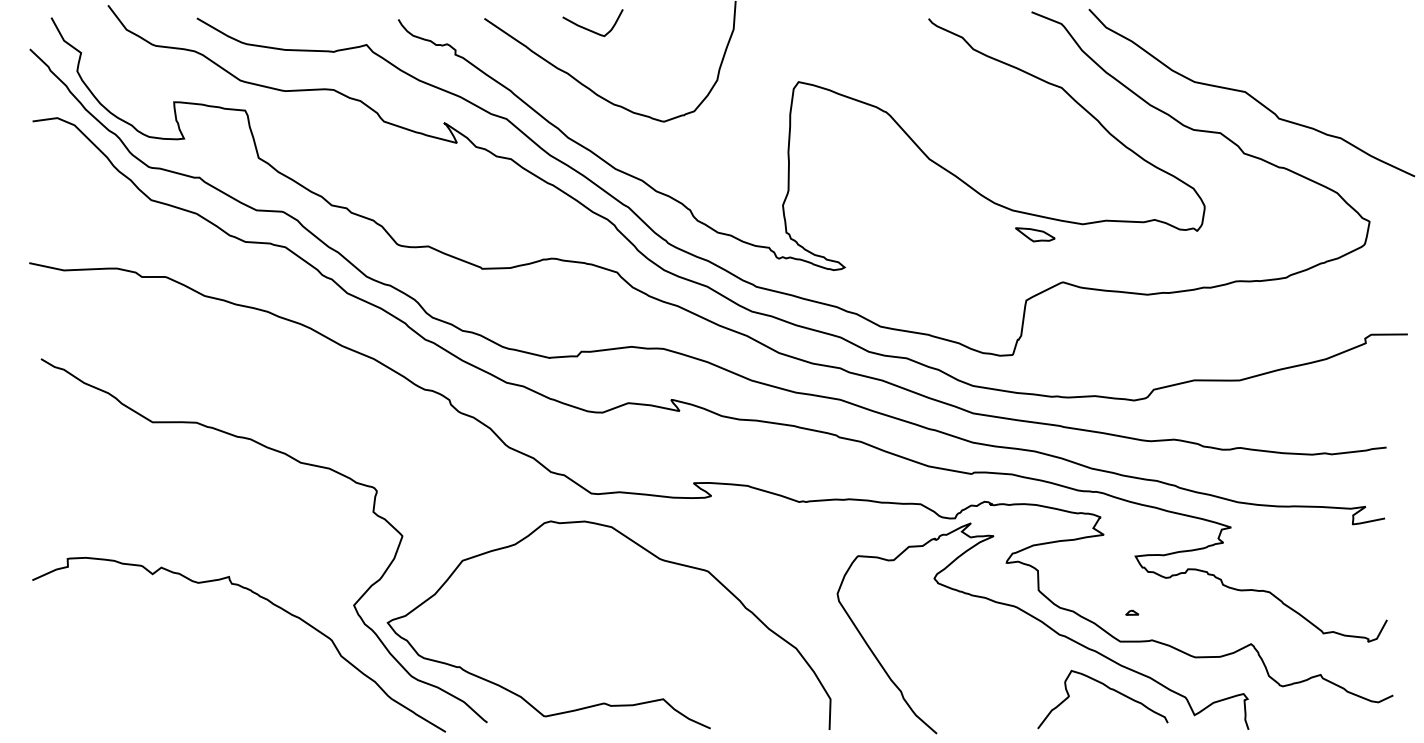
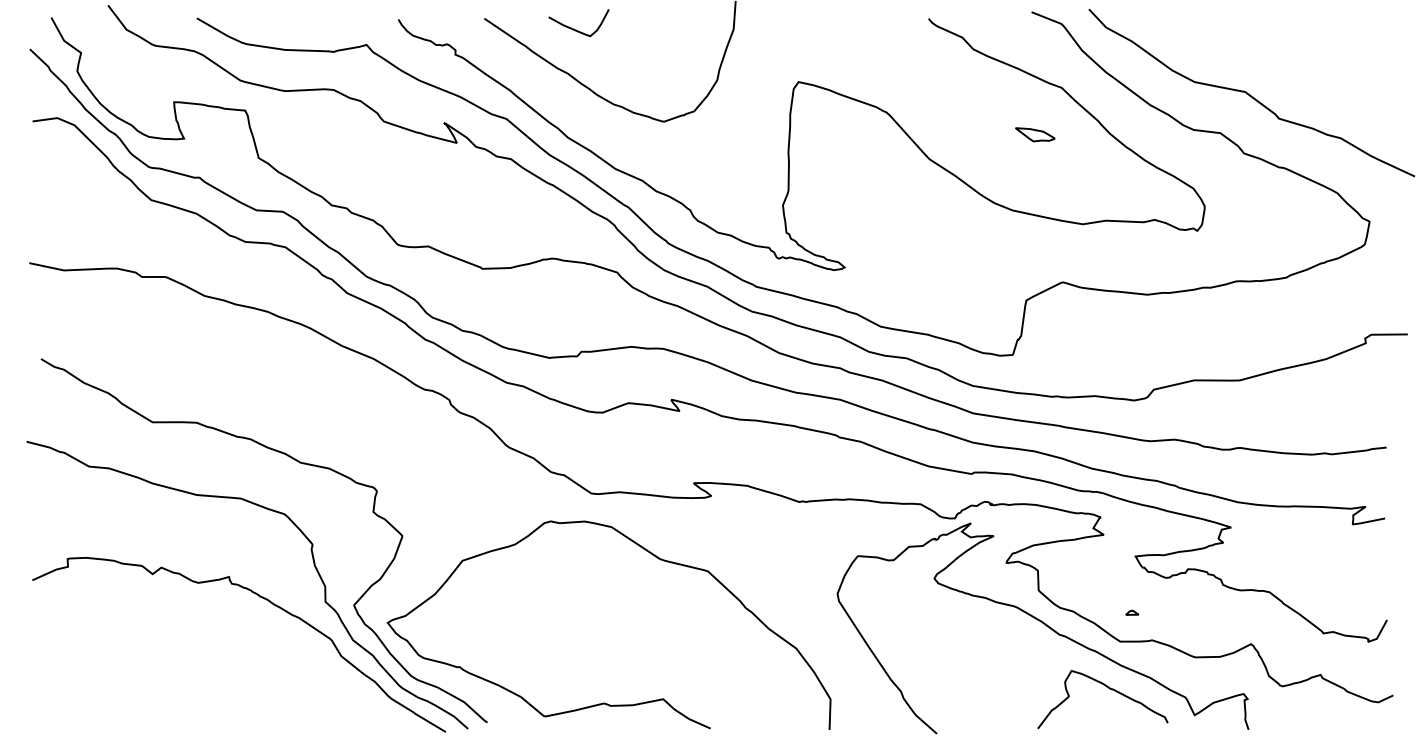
curve position: (590, 29) -> (576, 29) (576, 29)
part position: (1035, 234) -> (1035, 134) (1035, 134)
curve: none -> present (313, 564)
